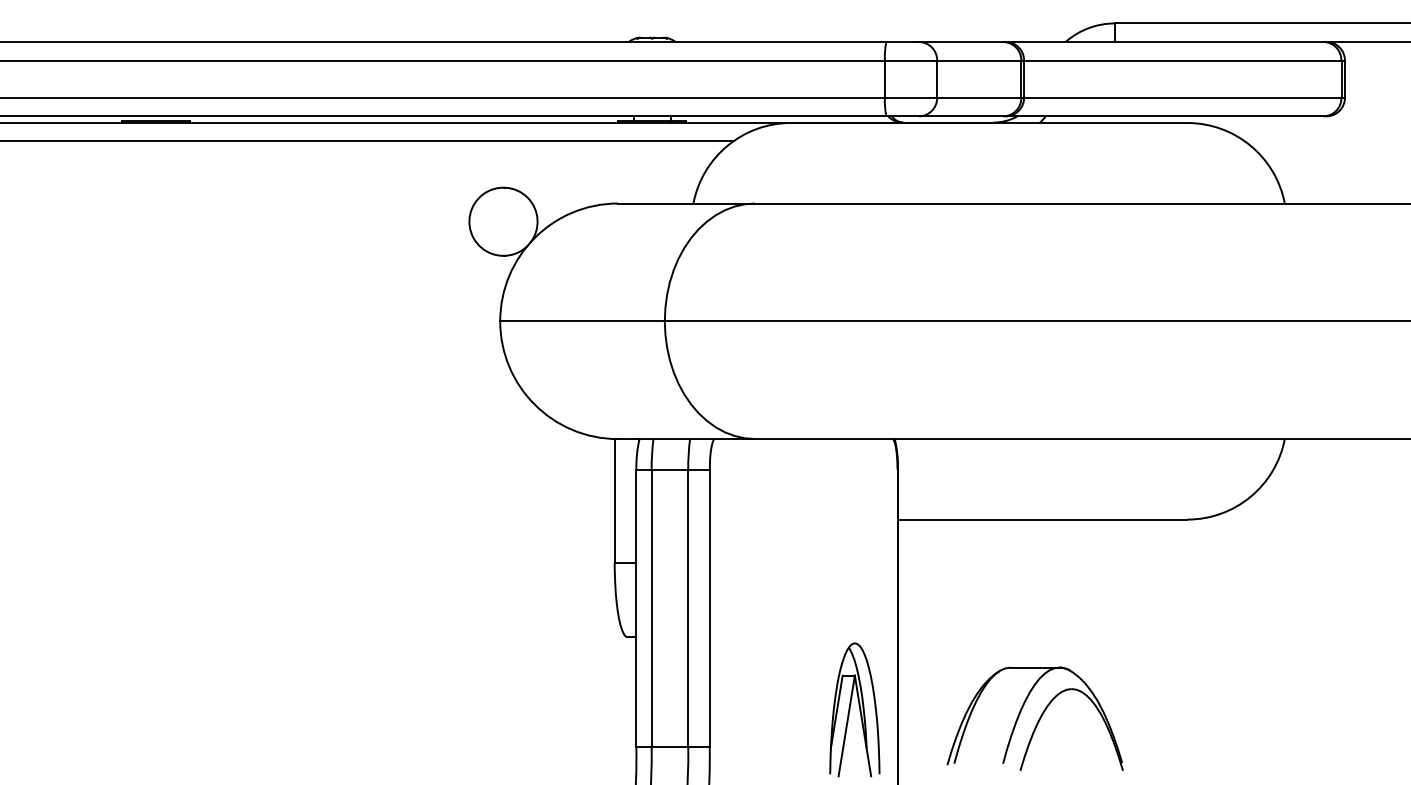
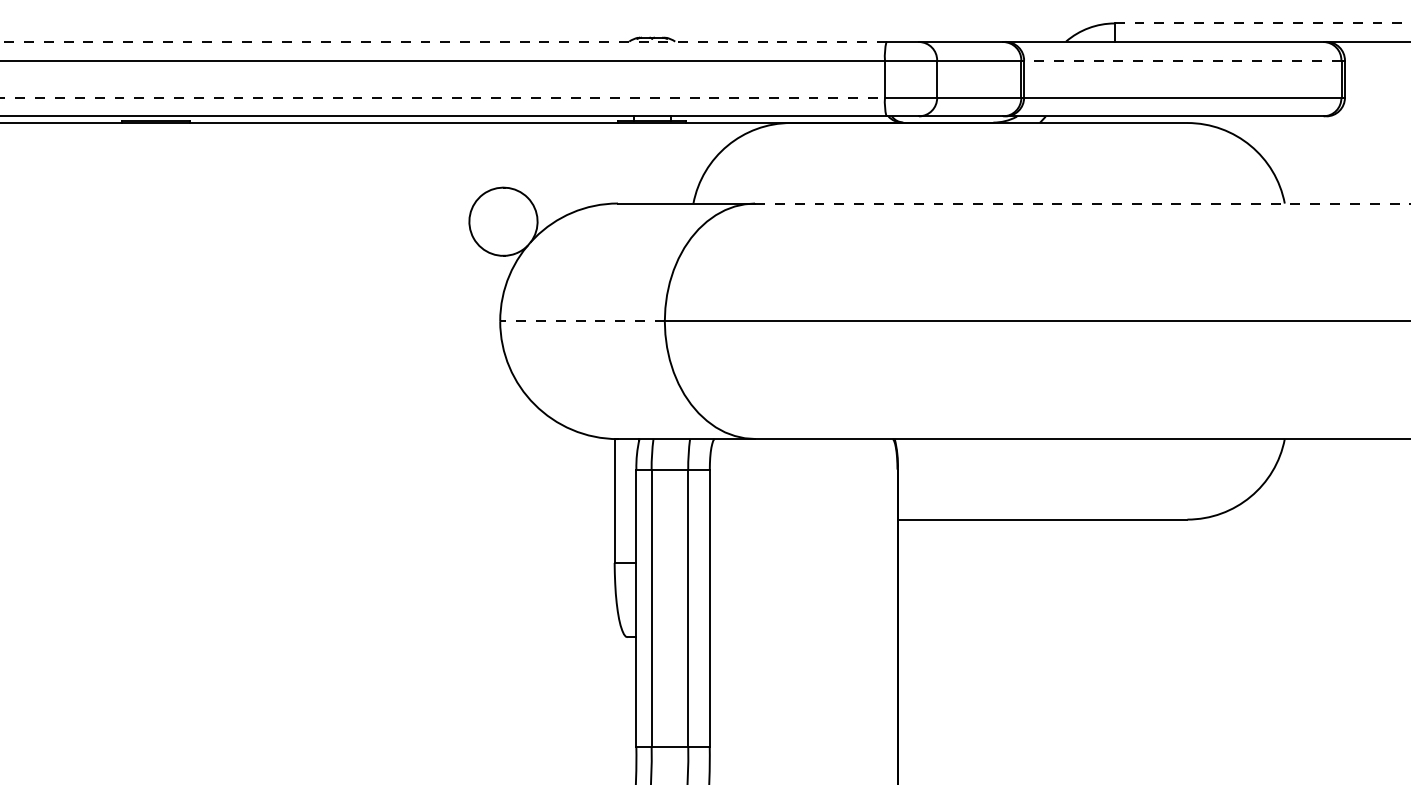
line: solid -> dashed (1262, 23)
line: solid -> dashed (443, 42)
line: solid -> dashed (1182, 60)
line: solid -> dashed (443, 97)
line: present -> none (367, 141)
line: solid -> dashed (1082, 203)
line: solid -> dashed (582, 321)
part: present -> none (854, 709)
part: present -> none (1034, 718)
